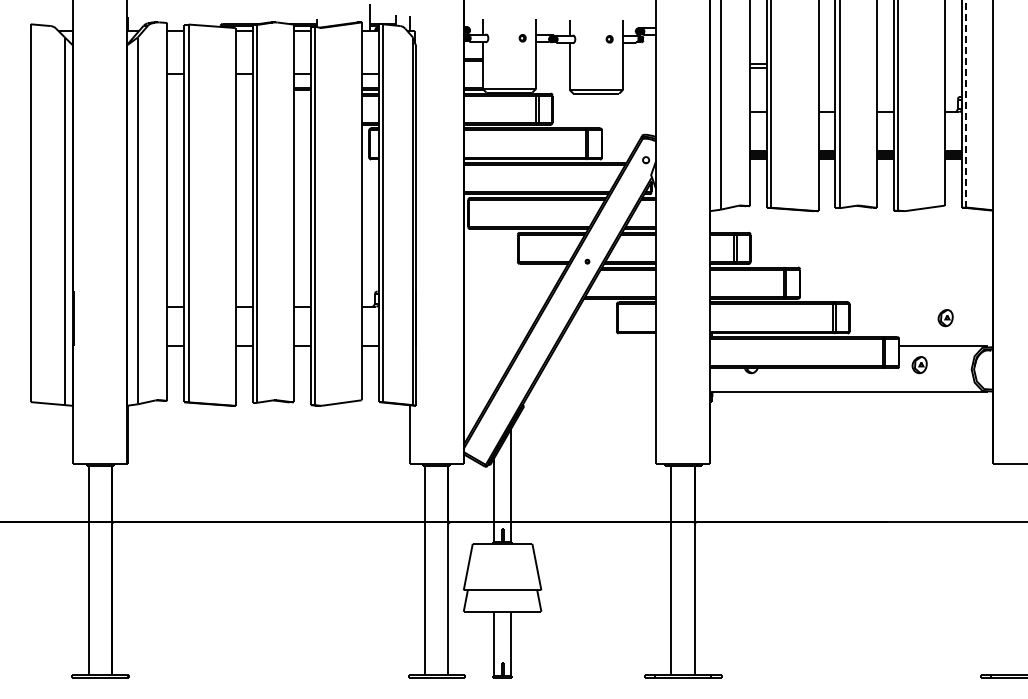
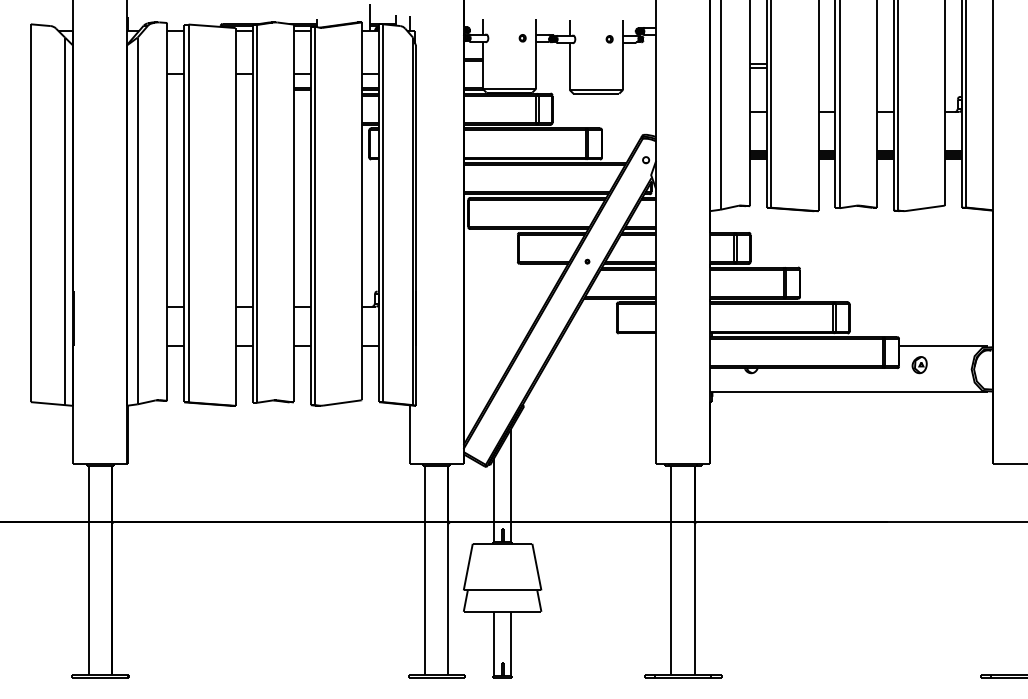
line: dashed -> solid (966, 103)
part: present -> none (945, 318)
